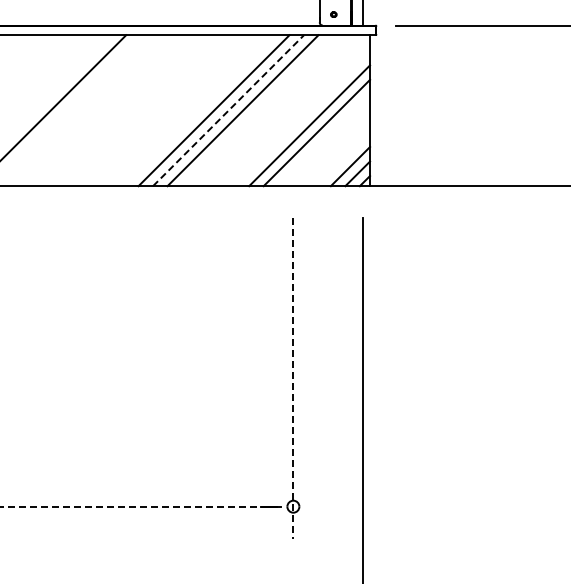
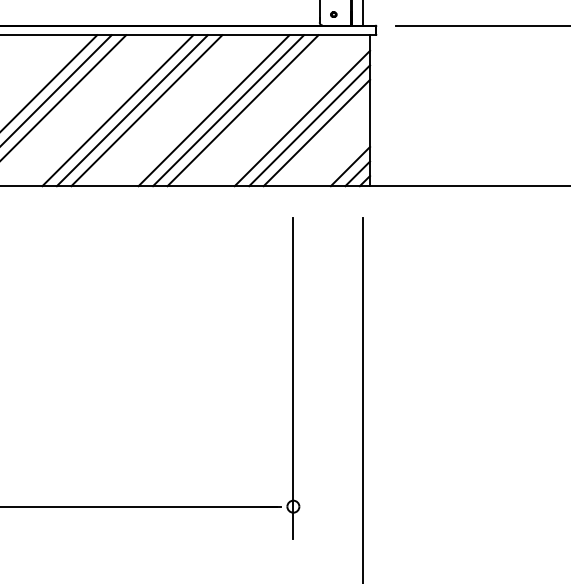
line: none -> present (49, 82)
line: none -> present (56, 89)
line: none -> present (117, 110)
line: none -> present (131, 110)
line: none -> present (146, 110)
line: dashed -> solid (228, 110)
line: none -> present (302, 118)
line: dashed -> solid (293, 379)
line: dashed -> solid (139, 506)
